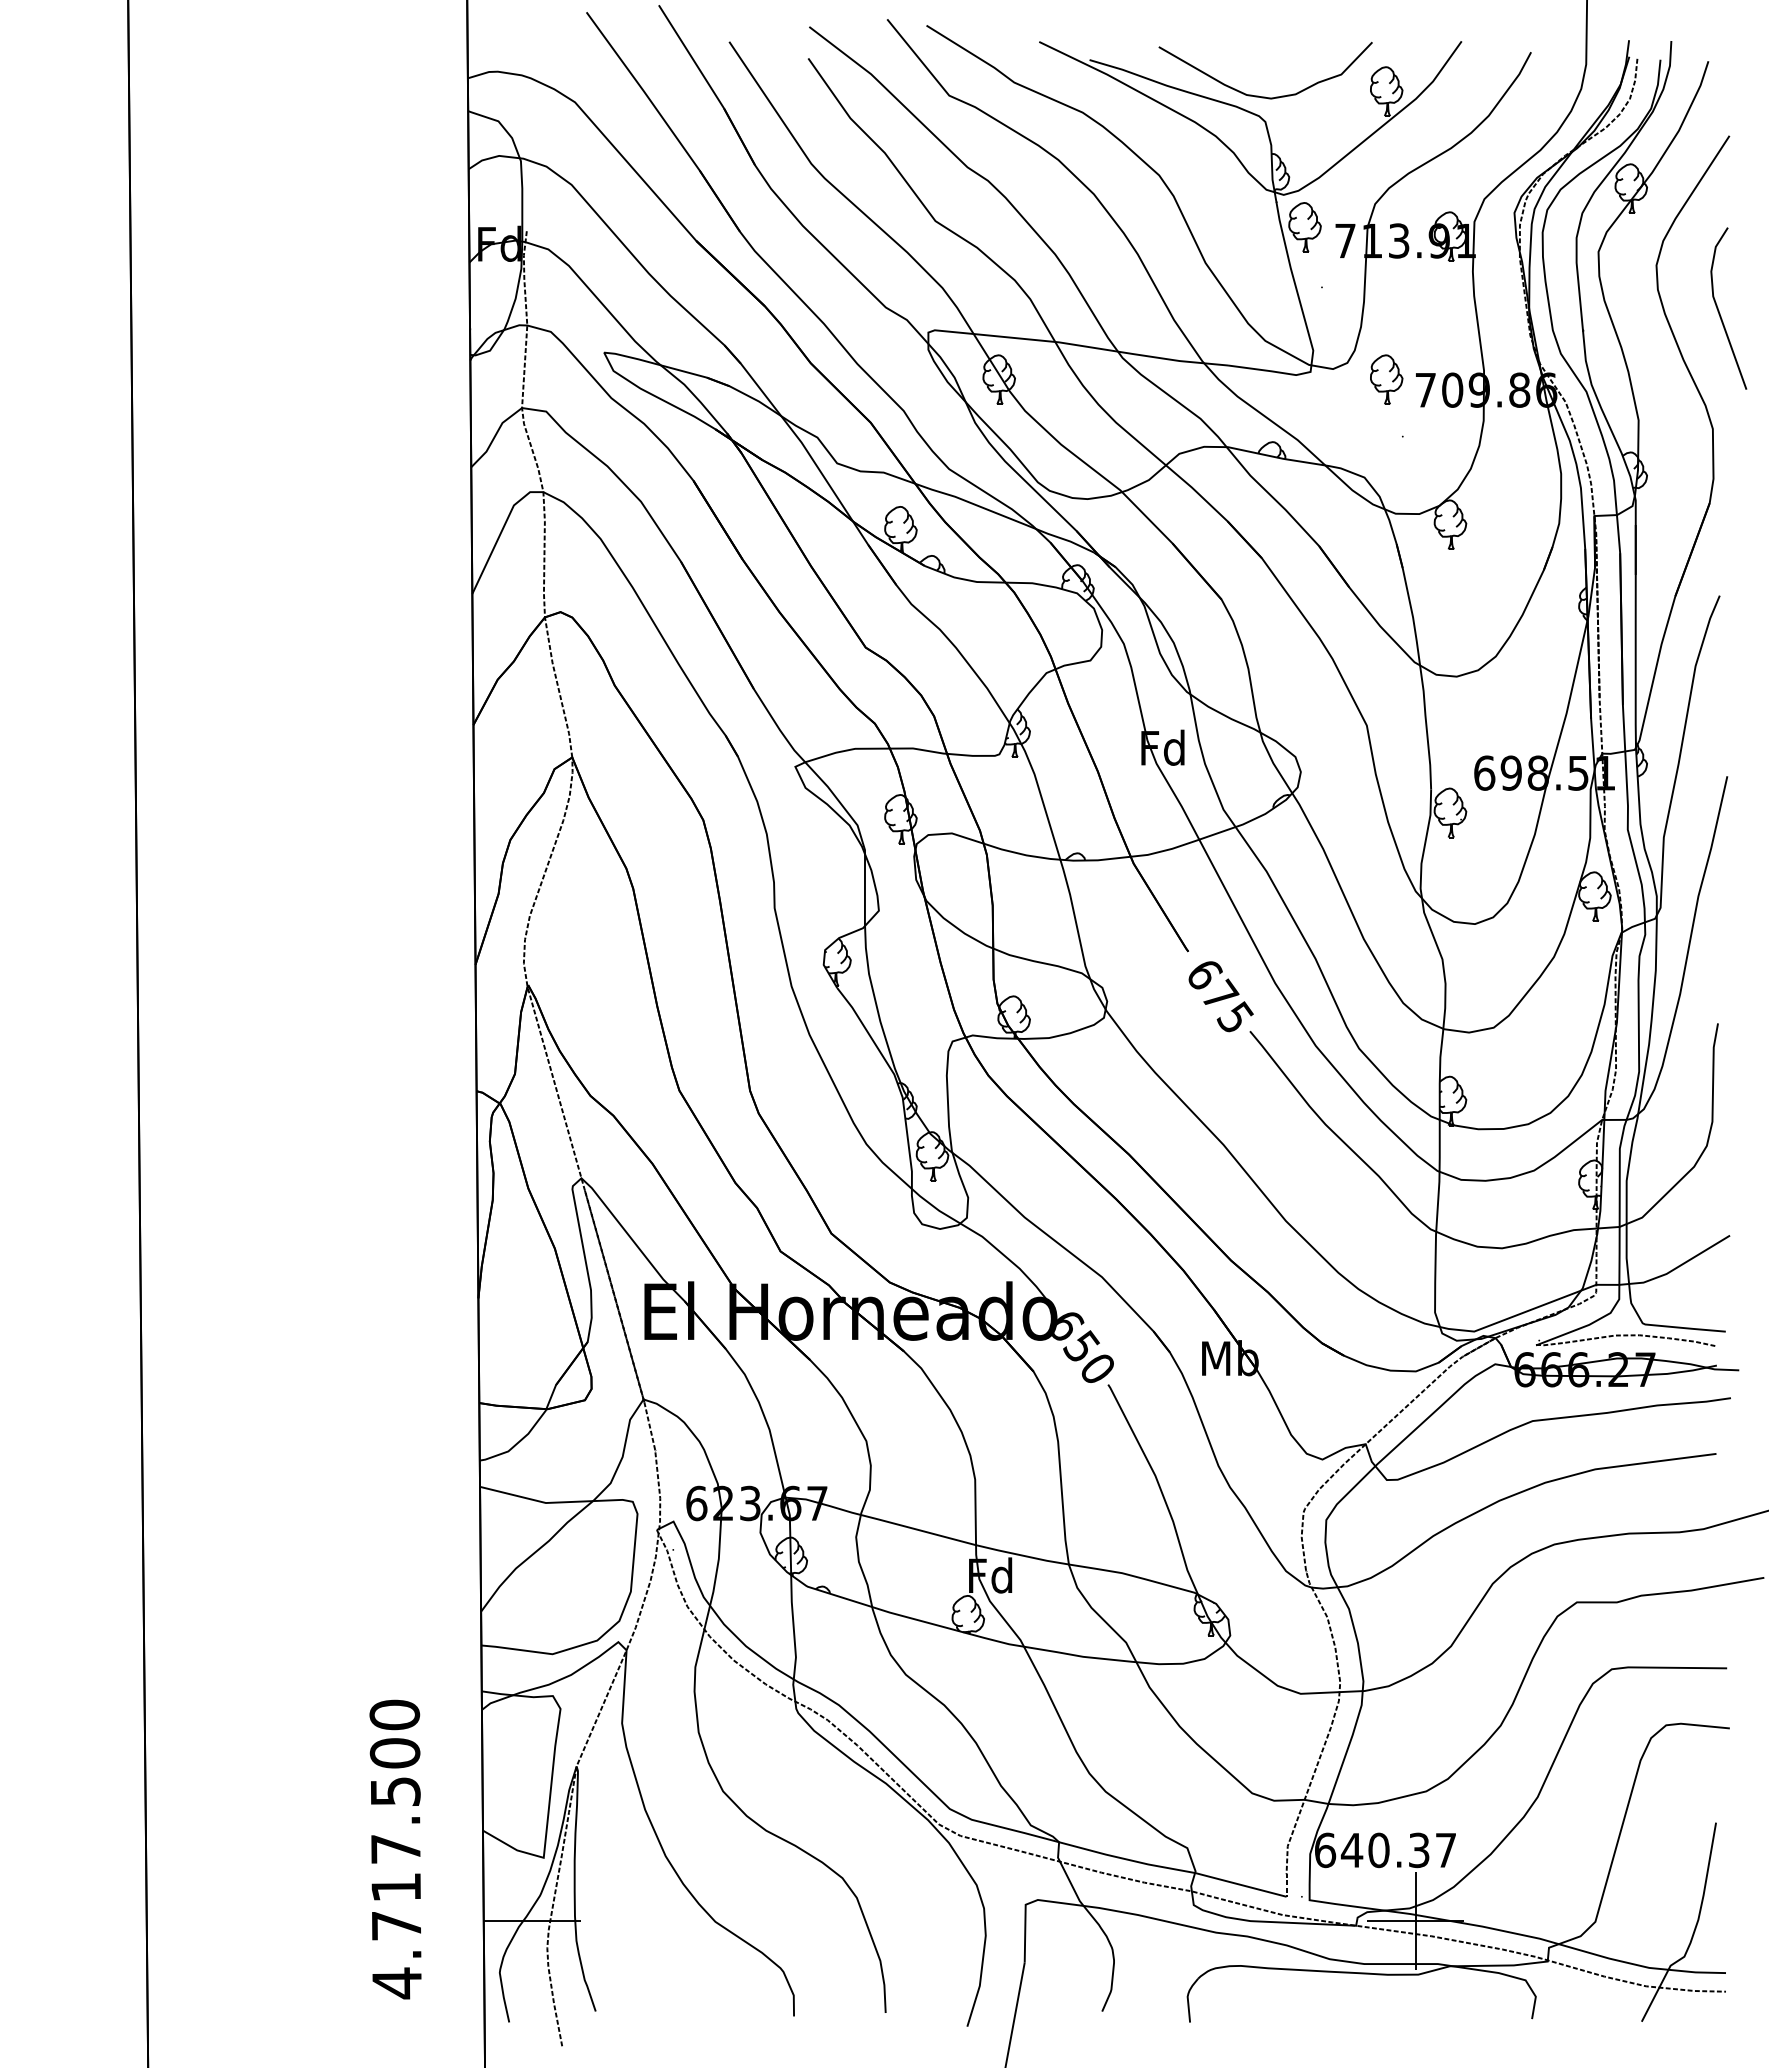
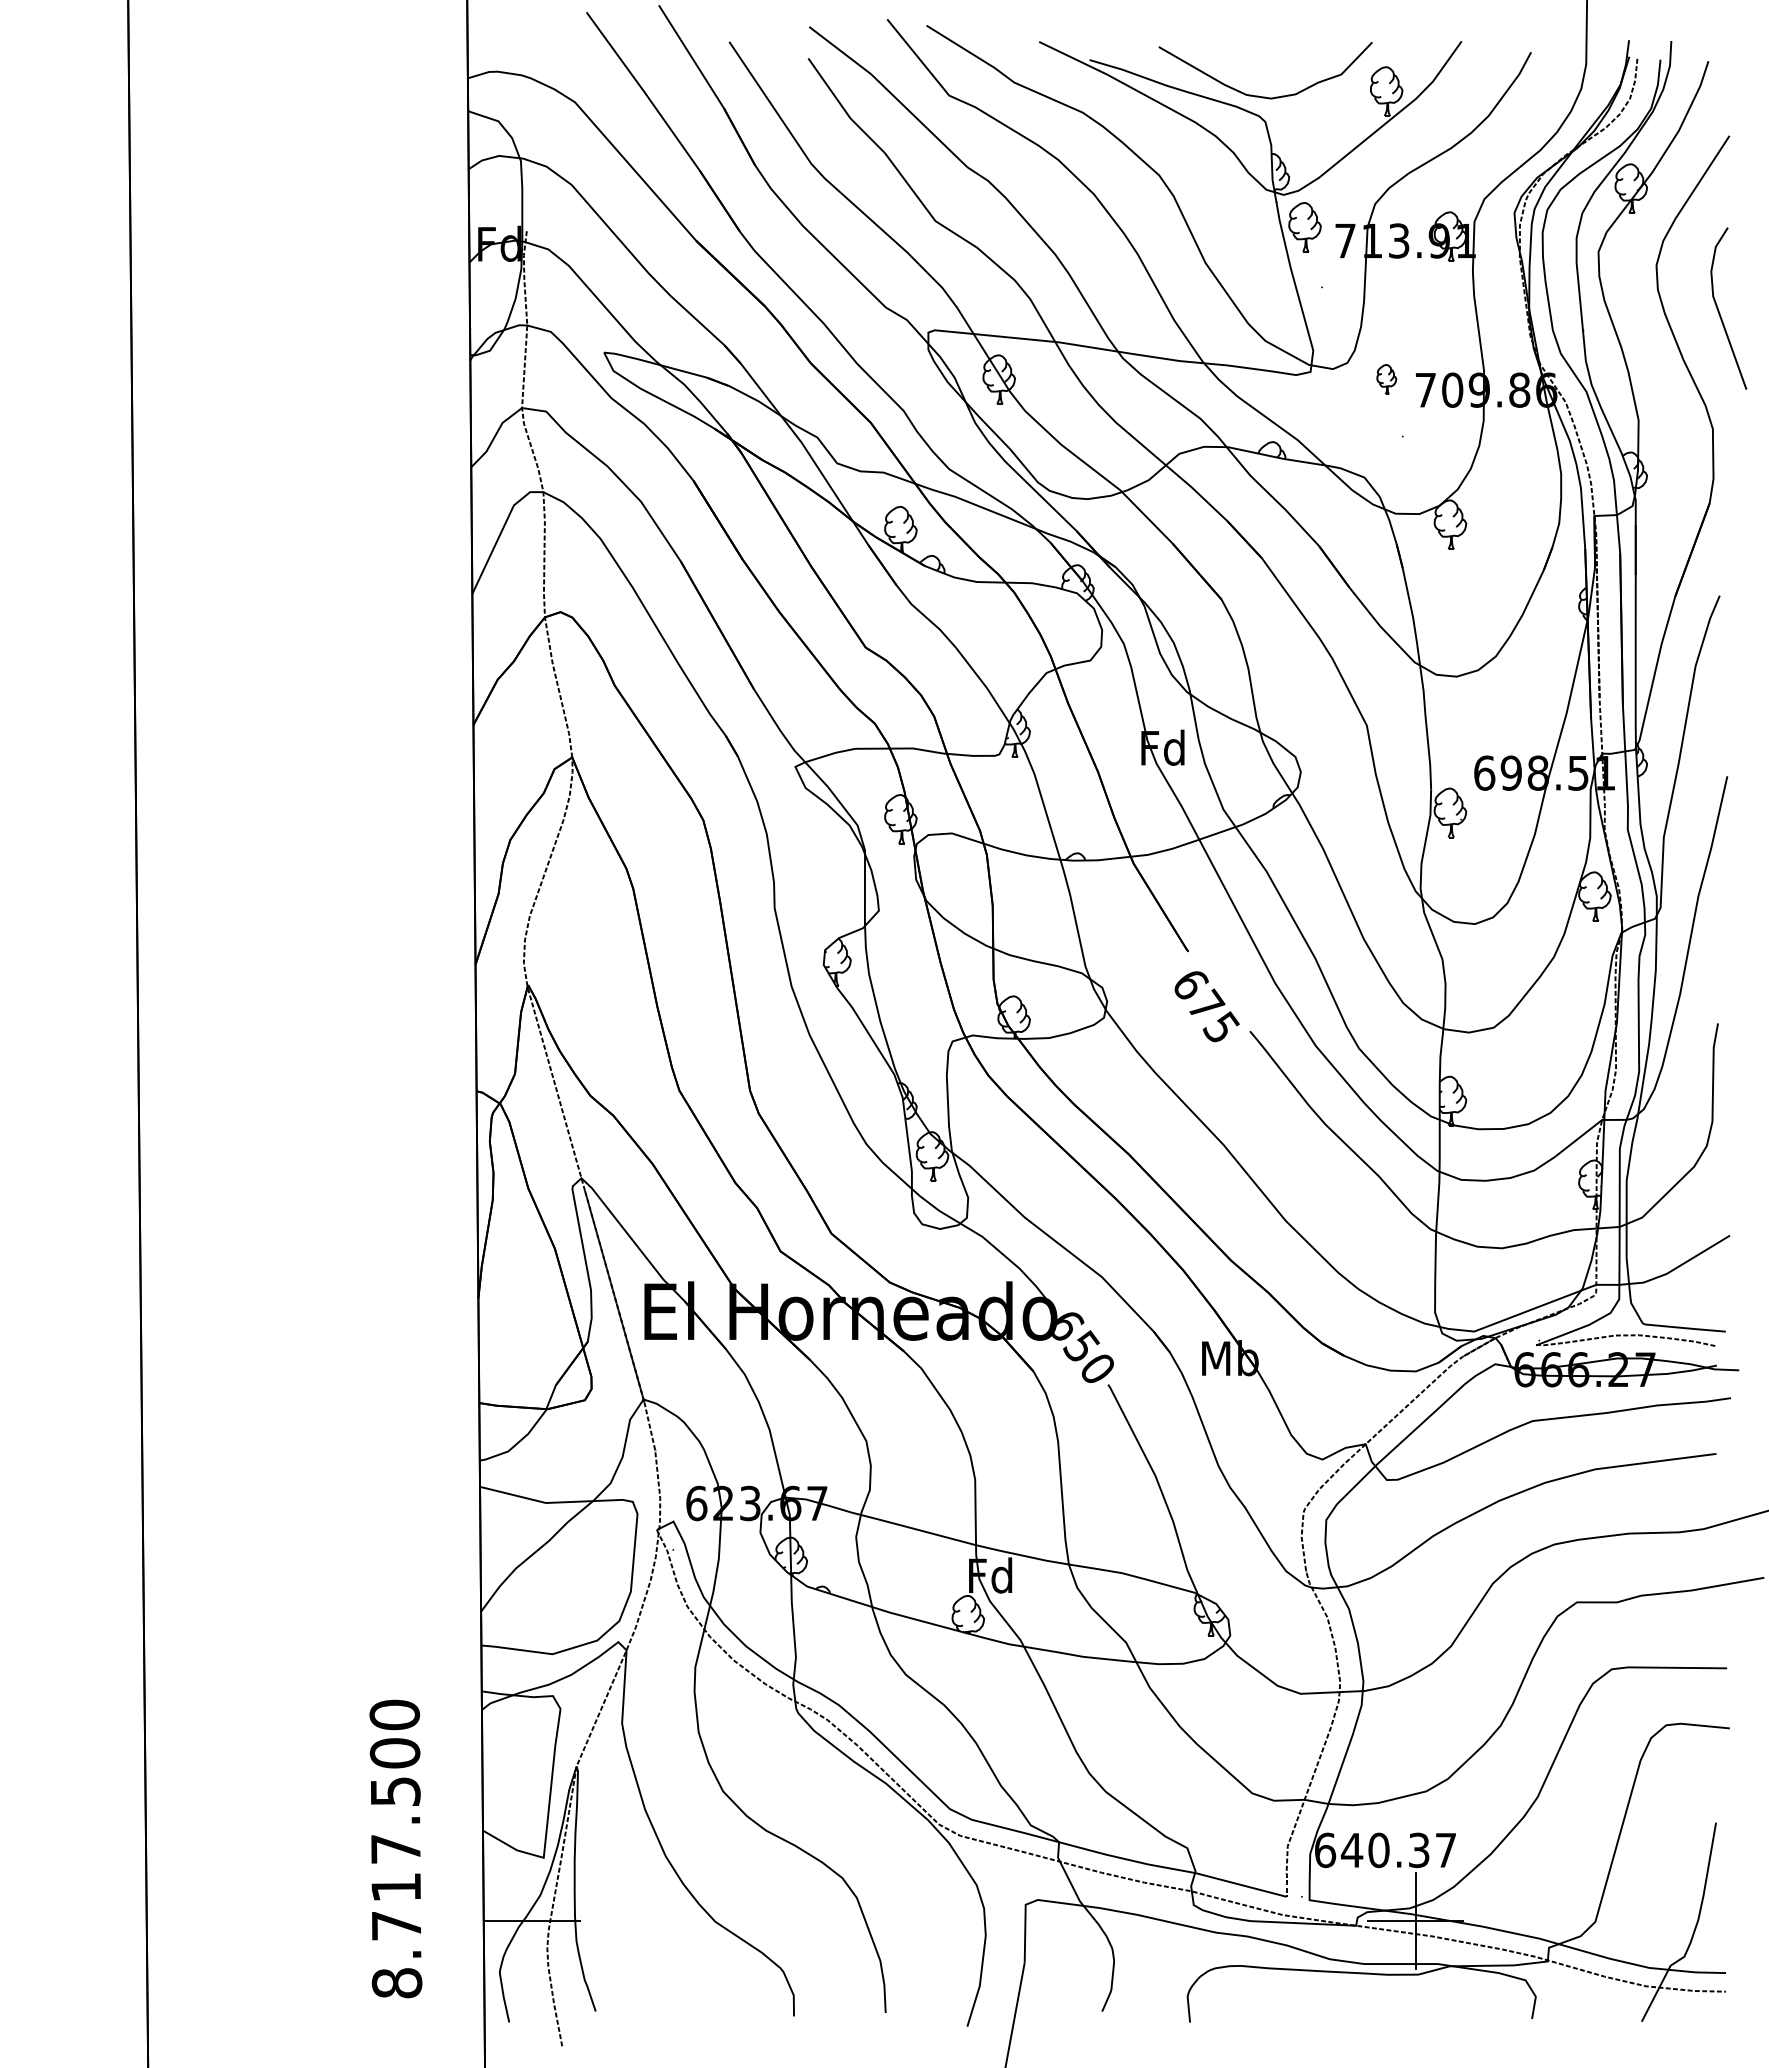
part size: 34x51 px -> 22x31 px (1386, 379)
text position: (1220, 996) -> (1206, 1006) (1206, 1006)
text: 4.717.500 -> 8.717.500 (396, 1983)
